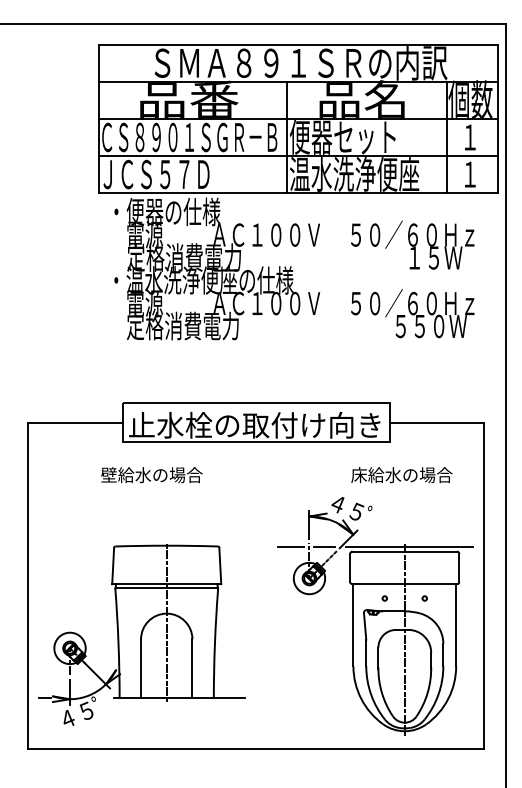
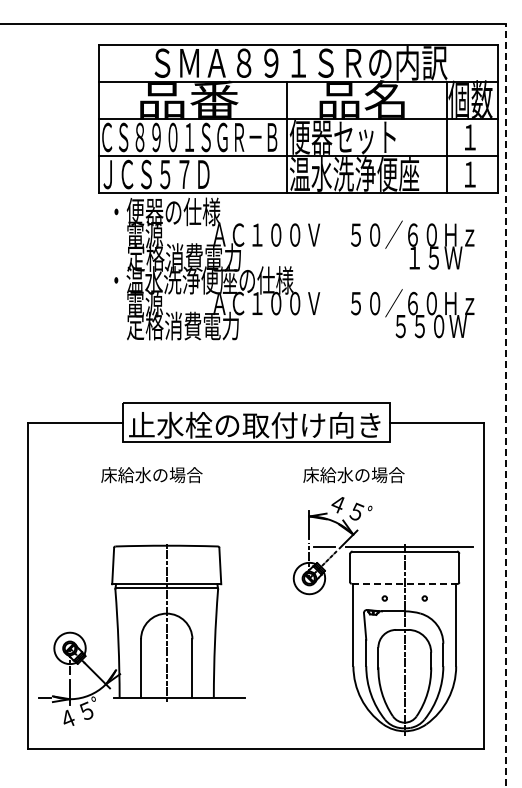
line: solid -> dashed (506, 405)
text: 壁給水の場合 -> 床給水の場合 (108, 475)
text position: (401, 475) -> (353, 475) (353, 475)
line: present -> none (291, 547)
line: solid -> dashed (405, 583)
